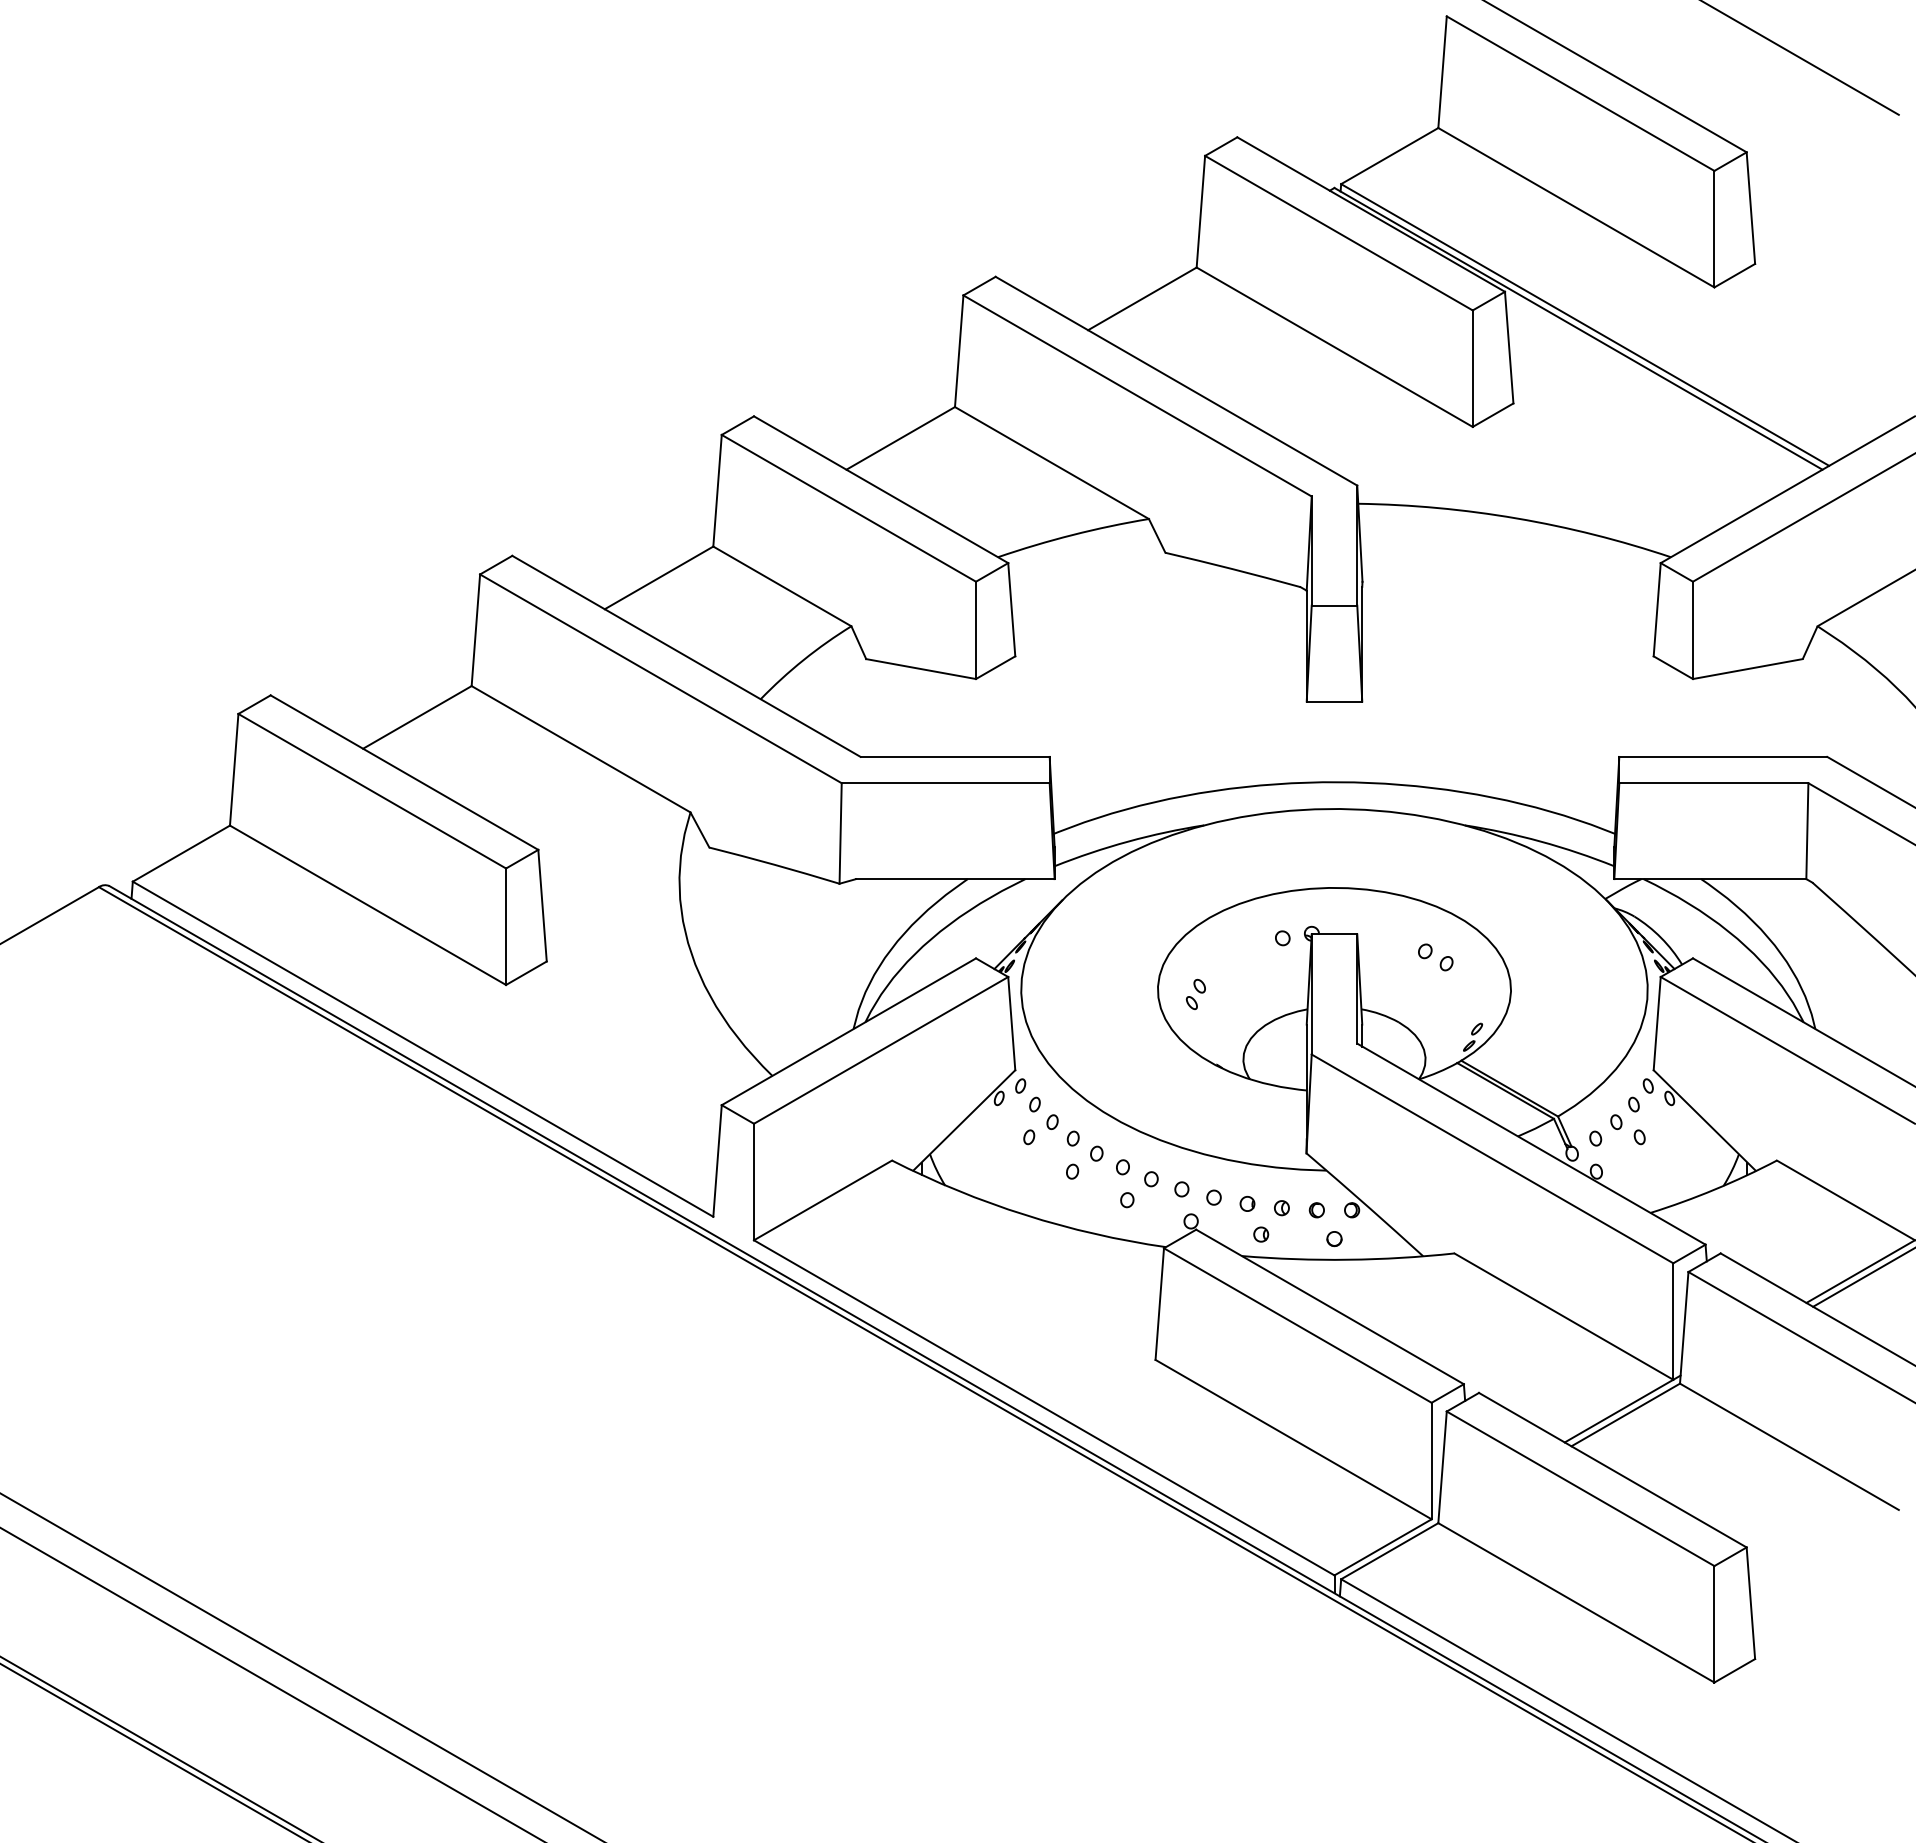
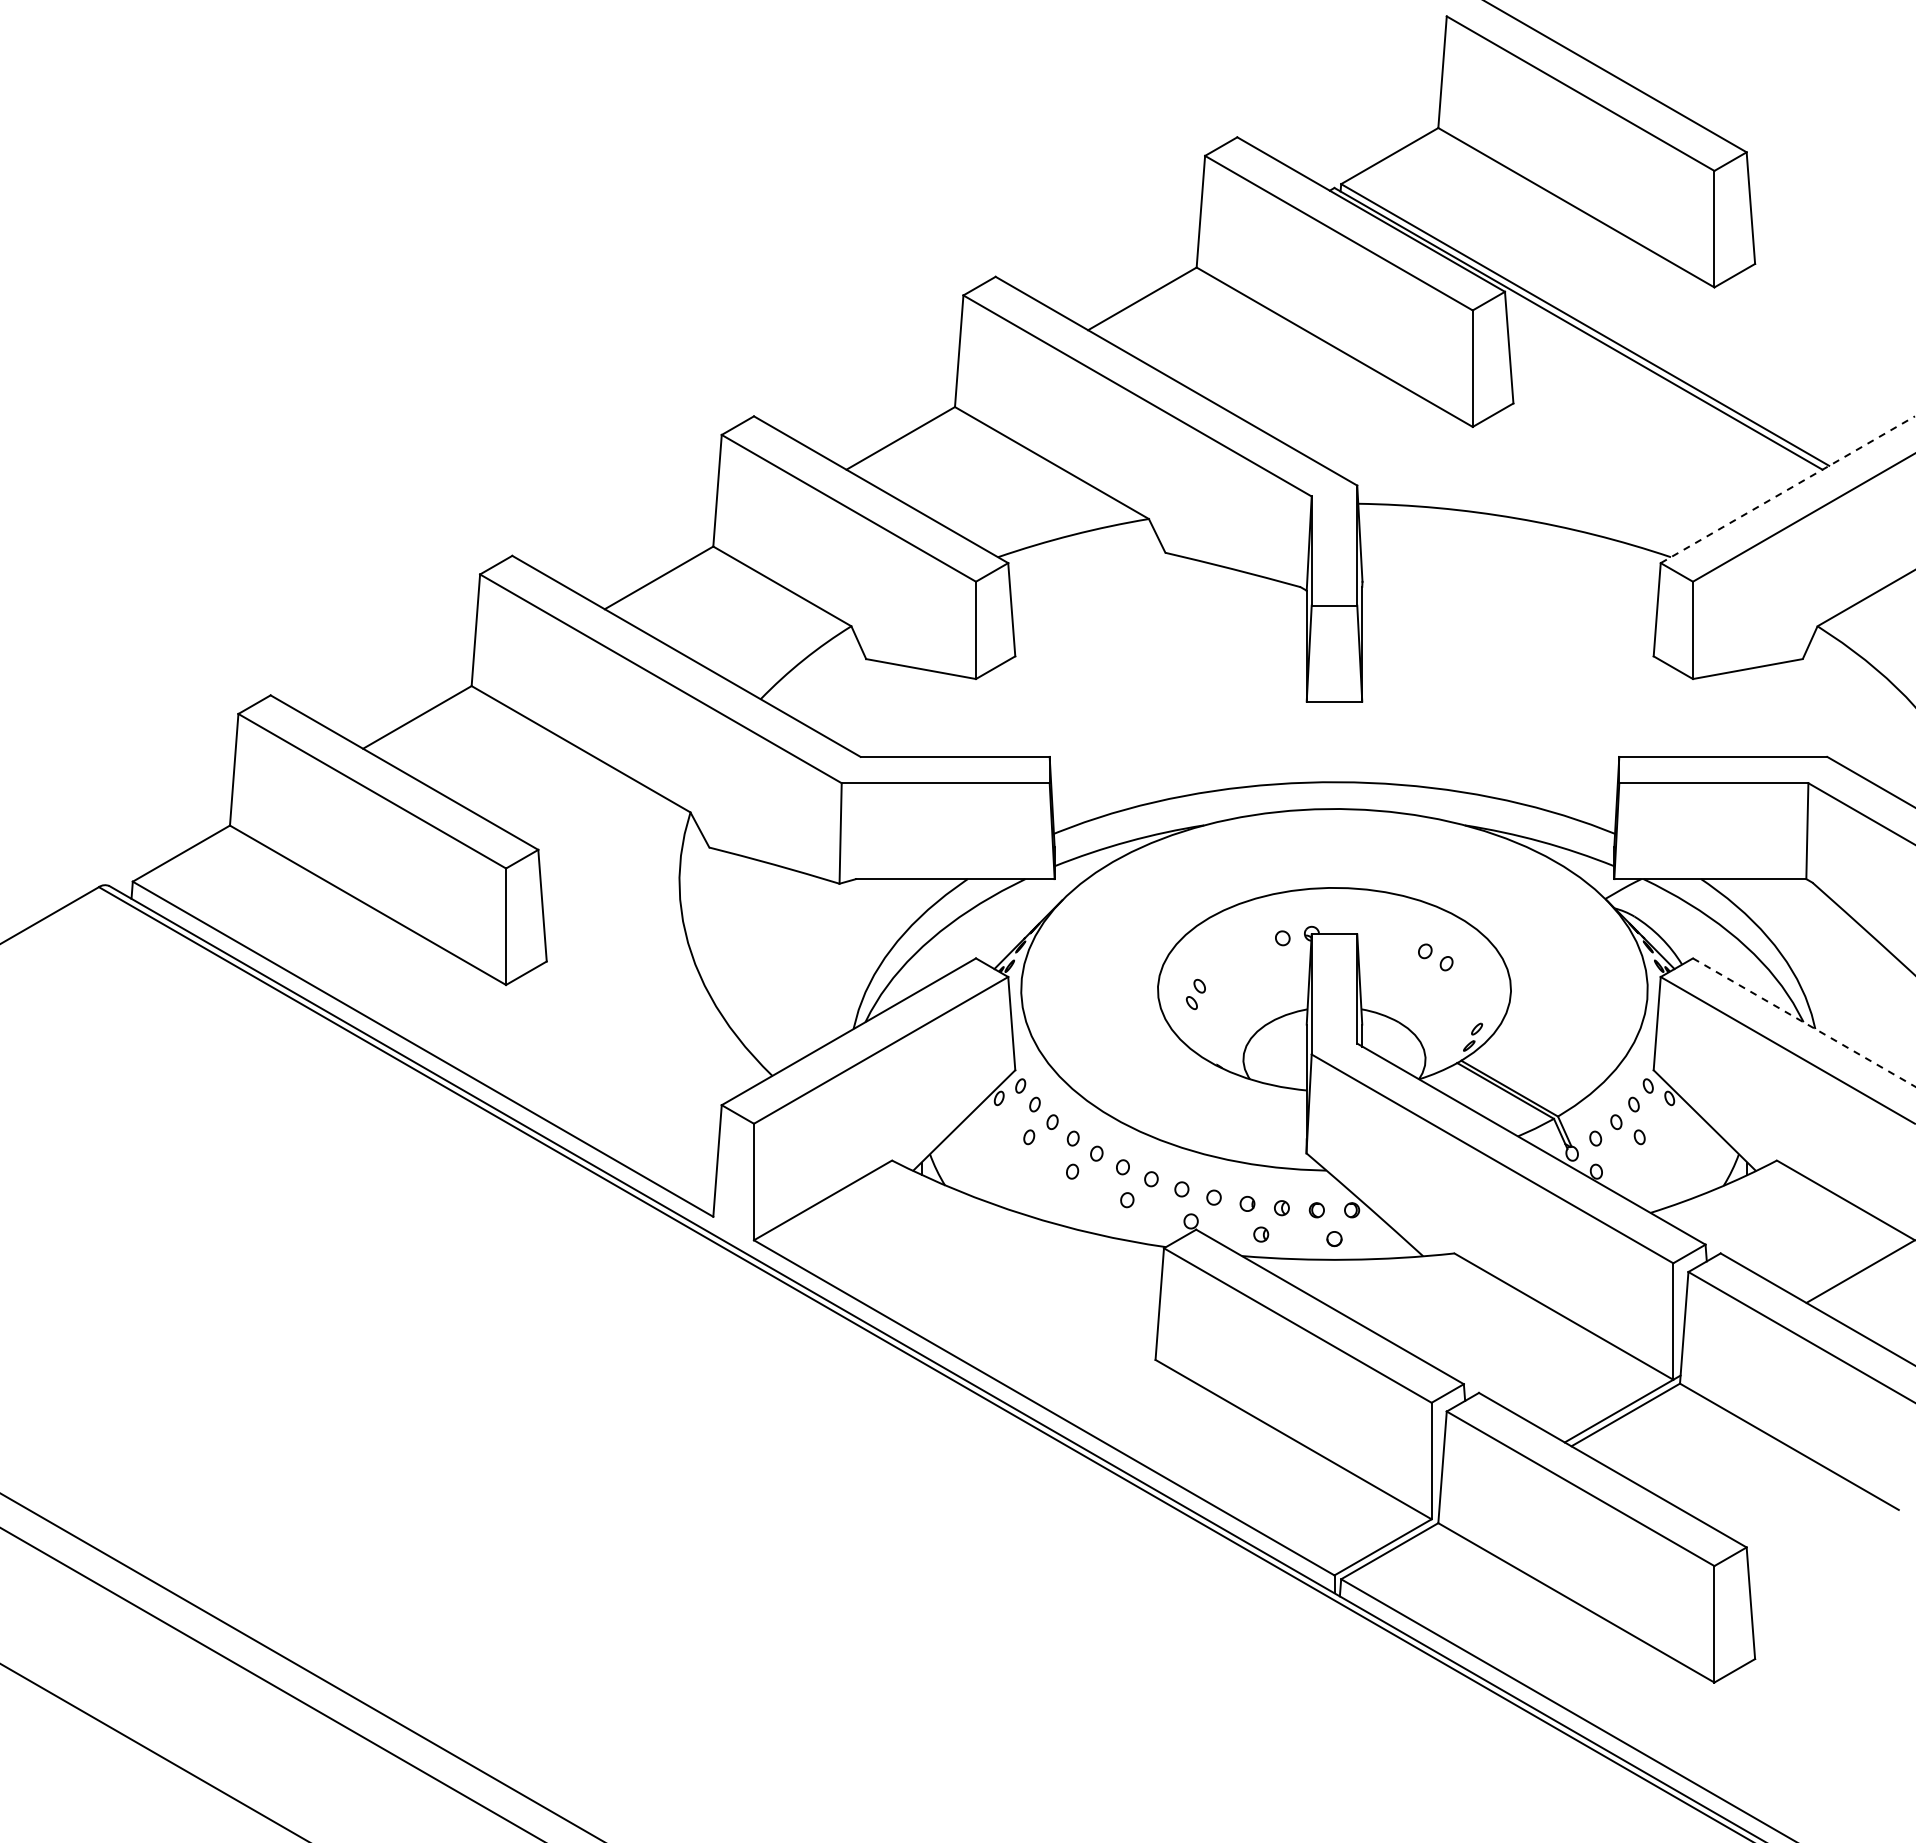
line: present -> none (1800, 58)
line: solid -> dashed (1787, 489)
line: solid -> dashed (1804, 1022)
line: present -> none (1862, 1277)
line: present -> none (159, 1748)
